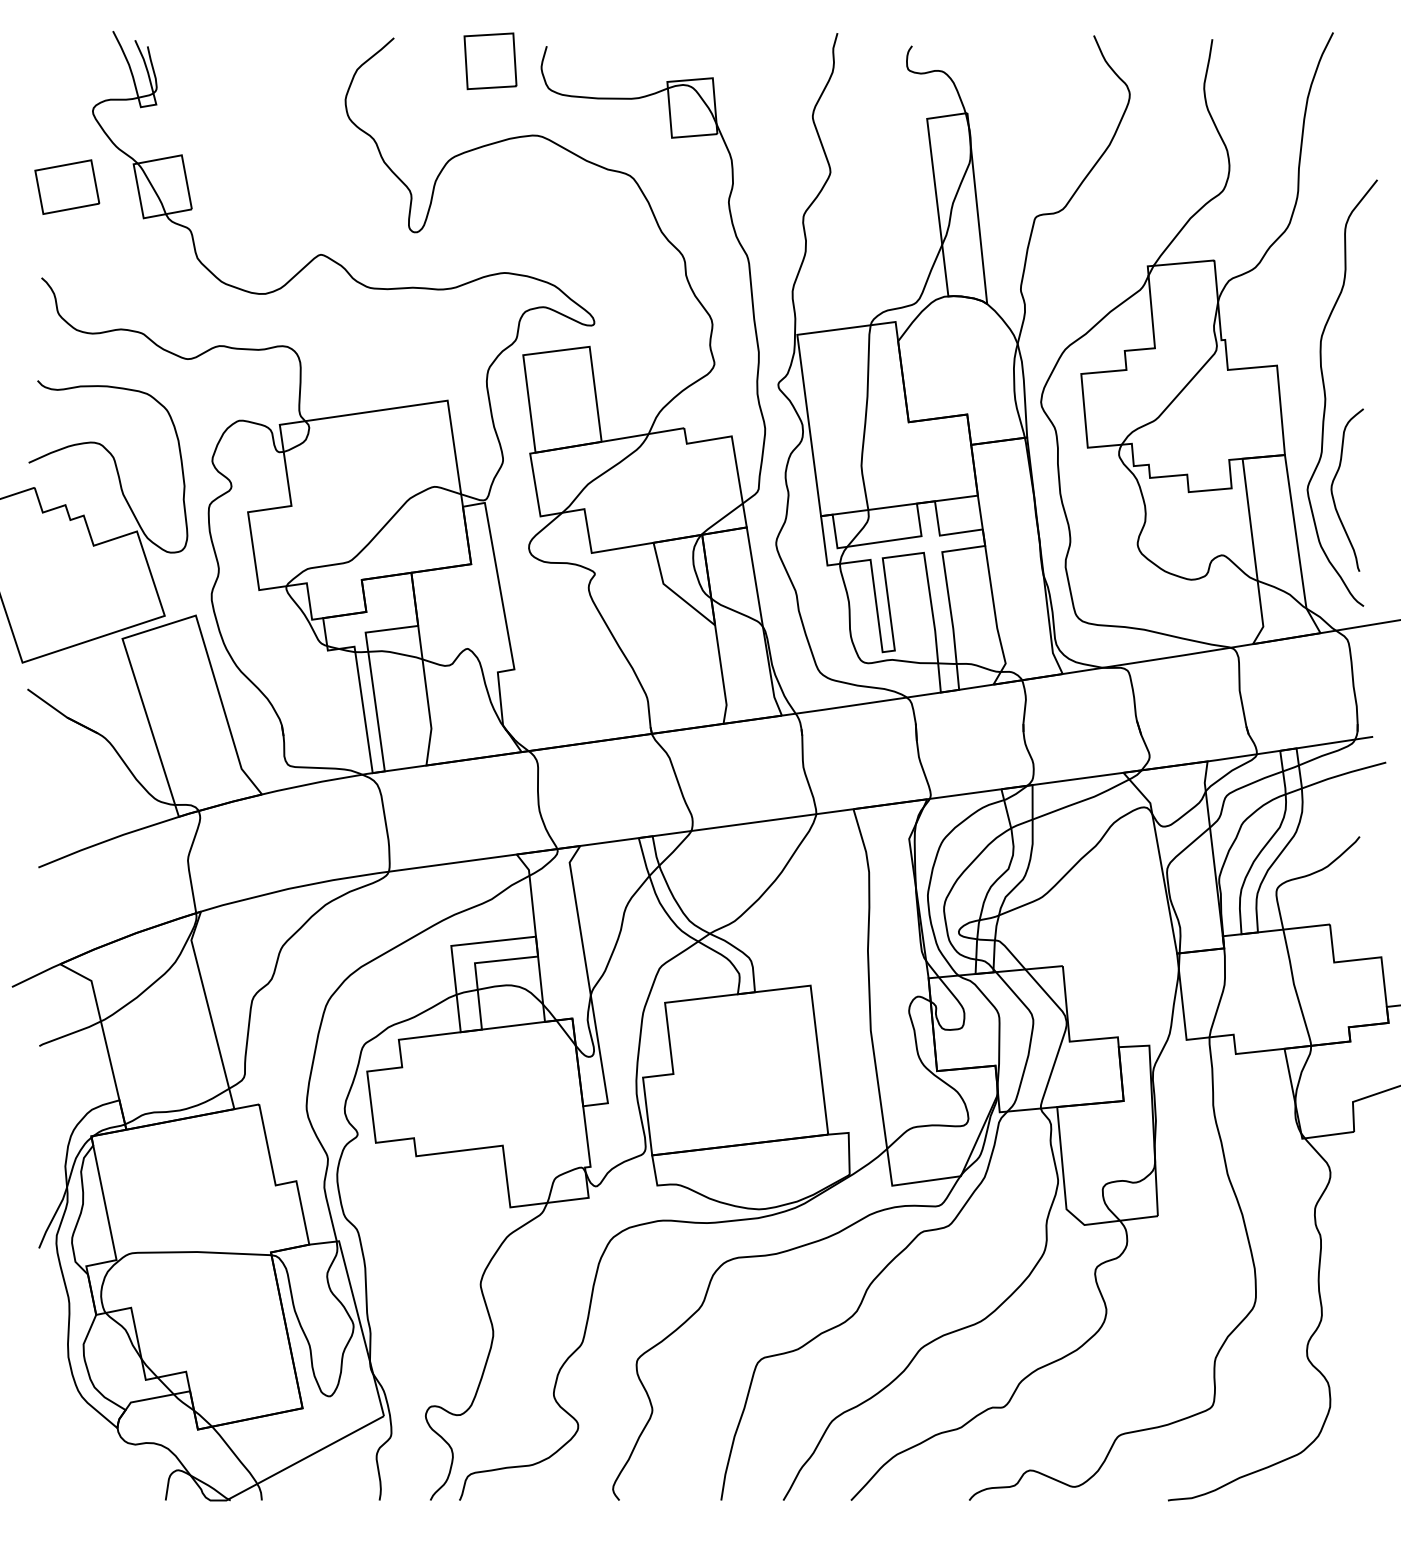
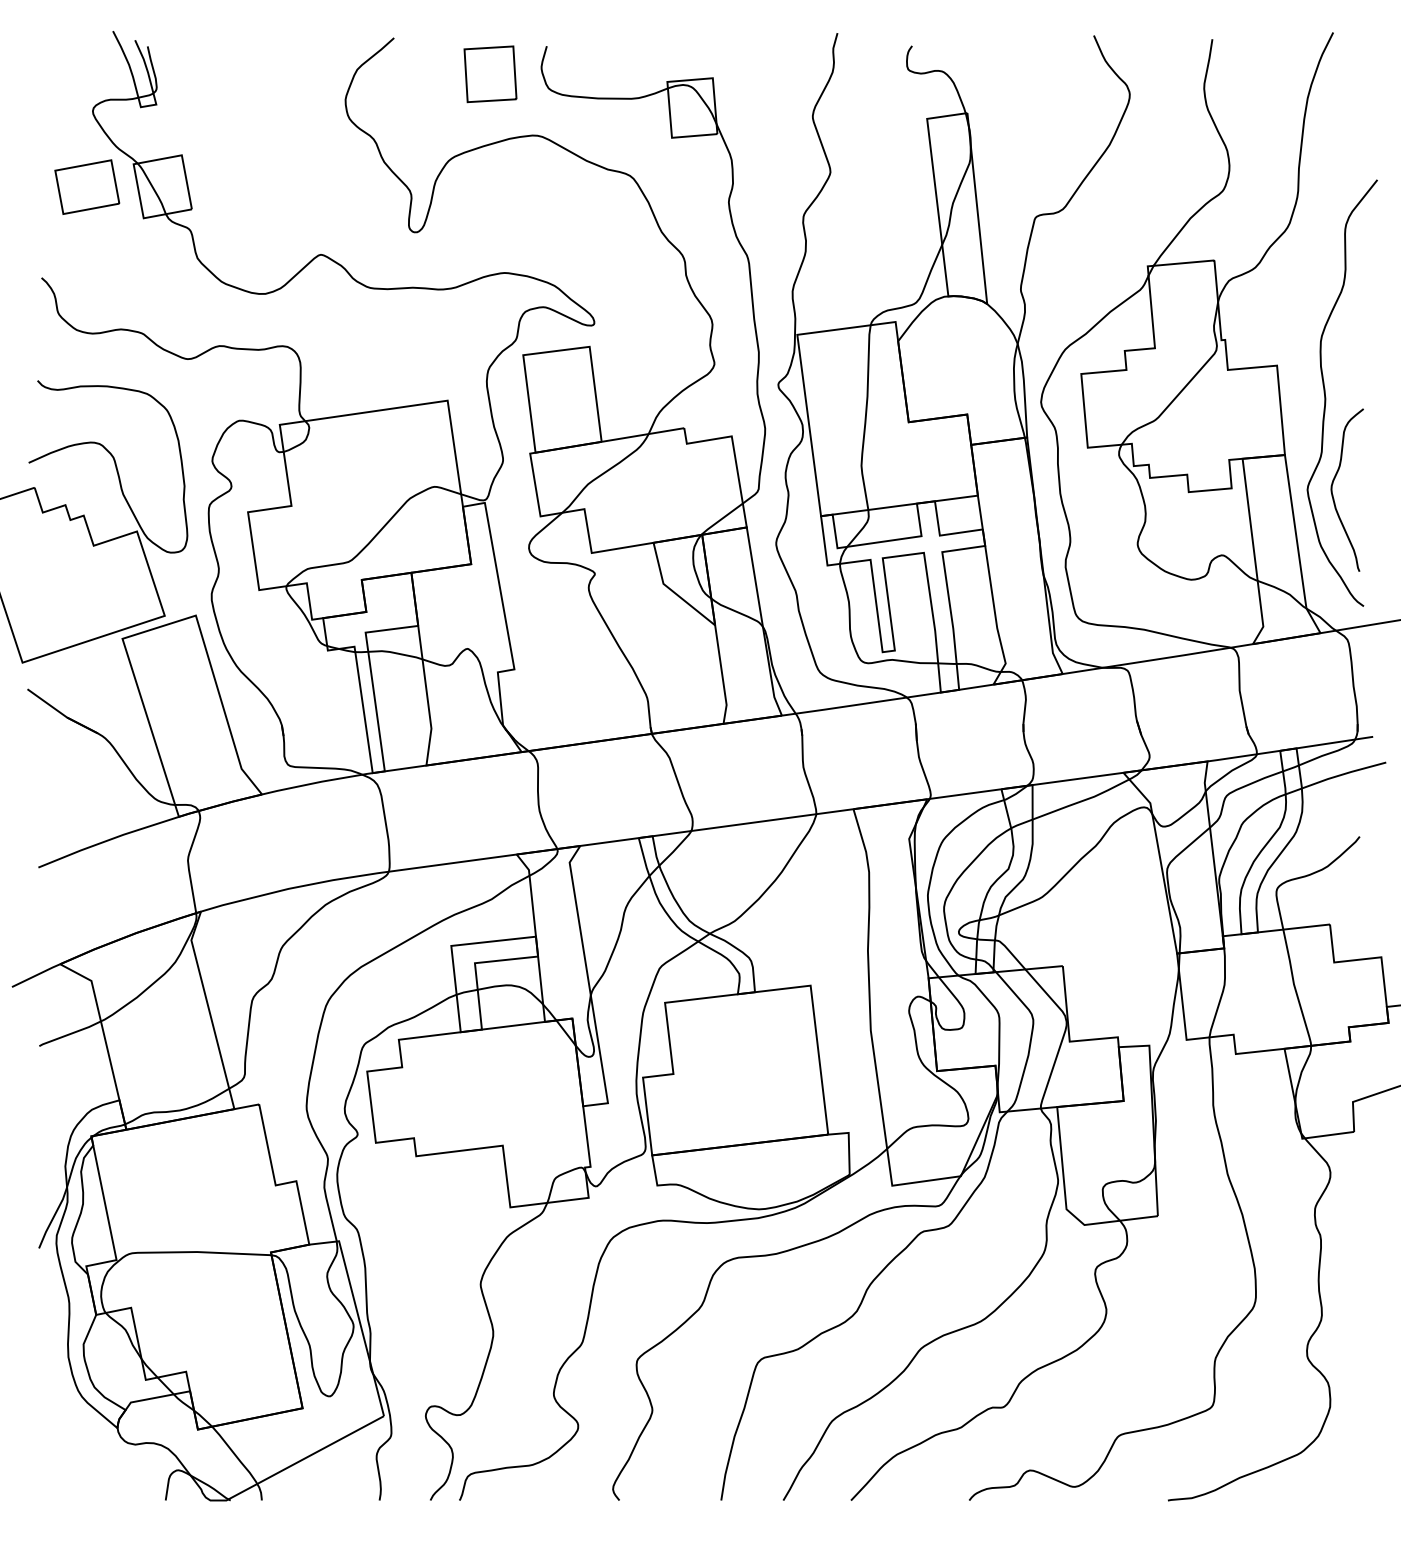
part position: (490, 61) -> (490, 74) (490, 74)
part position: (67, 186) -> (87, 186) (87, 186)
